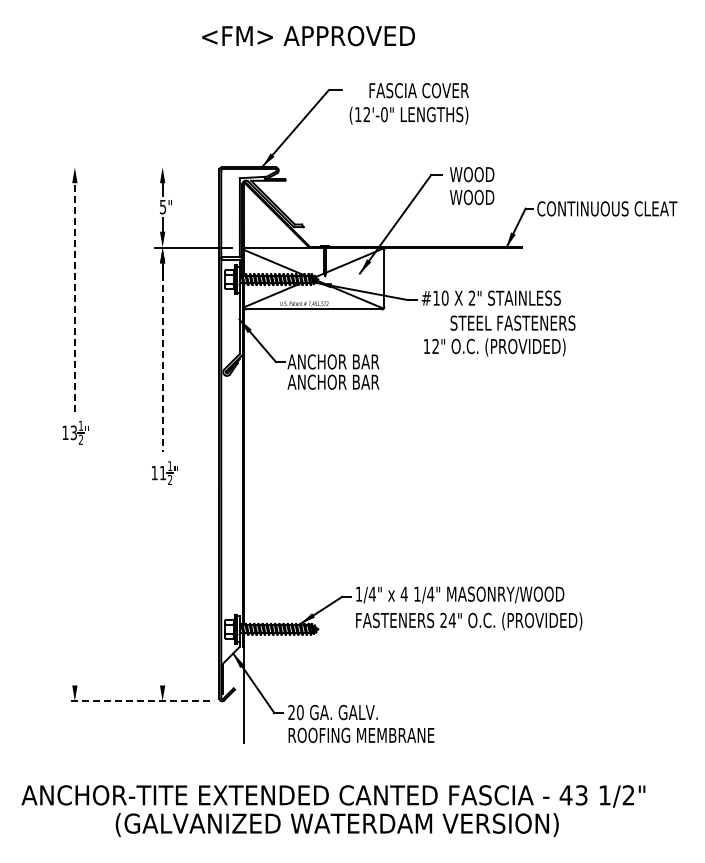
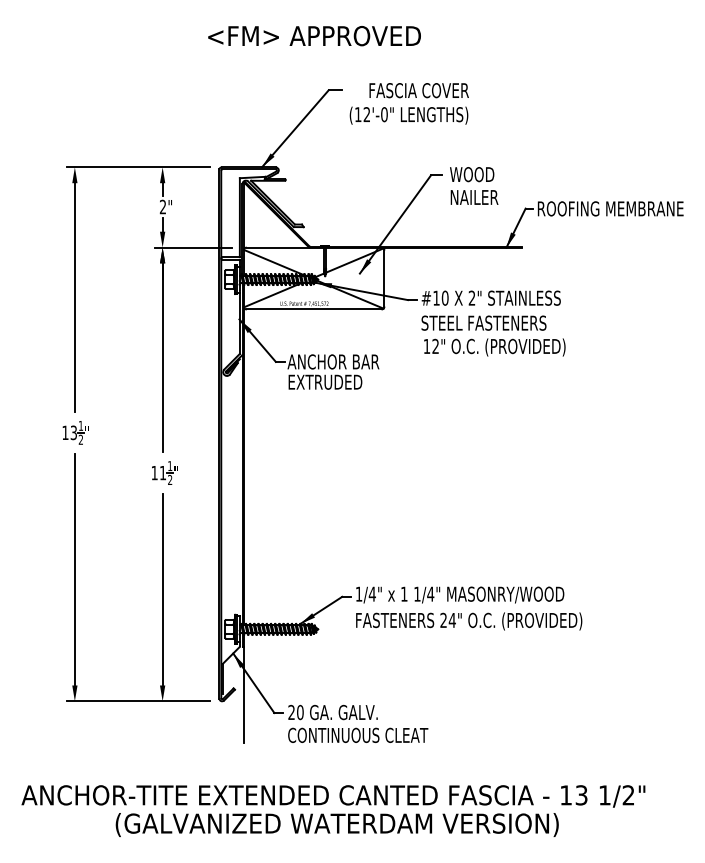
text position: (308, 36) -> (314, 36) (314, 36)
line: none -> present (137, 167)
text: WOOD -> NAILER (474, 197)
text: 5" -> 2" (163, 206)
text: CONTINUOUS CLEAT -> ROOFING MEMBRANE (610, 208)
line: dashed -> solid (74, 296)
text position: (512, 322) -> (483, 322) (483, 322)
line: dashed -> solid (162, 358)
text: ANCHOR BAR -> EXTRUDED (333, 381)
line: none -> present (74, 569)
line: none -> present (162, 589)
text: 4 -> 1 (403, 593)
line: dashed -> solid (137, 701)
text: ROOFING MEMBRANE -> CONTINUOUS CLEAT (361, 735)
text: 43 -> 13 (565, 795)
